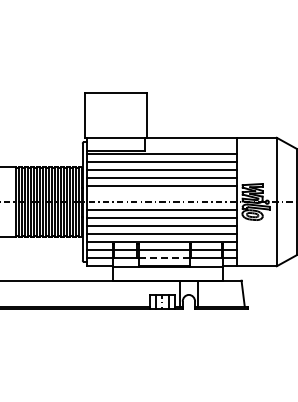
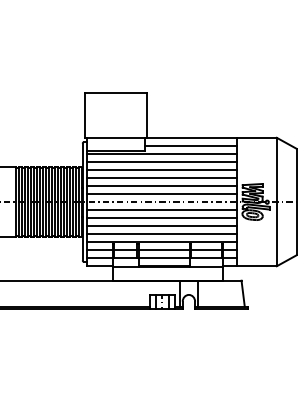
line: none -> present (190, 145)
line: none -> present (161, 194)
line: dashed -> solid (164, 258)
